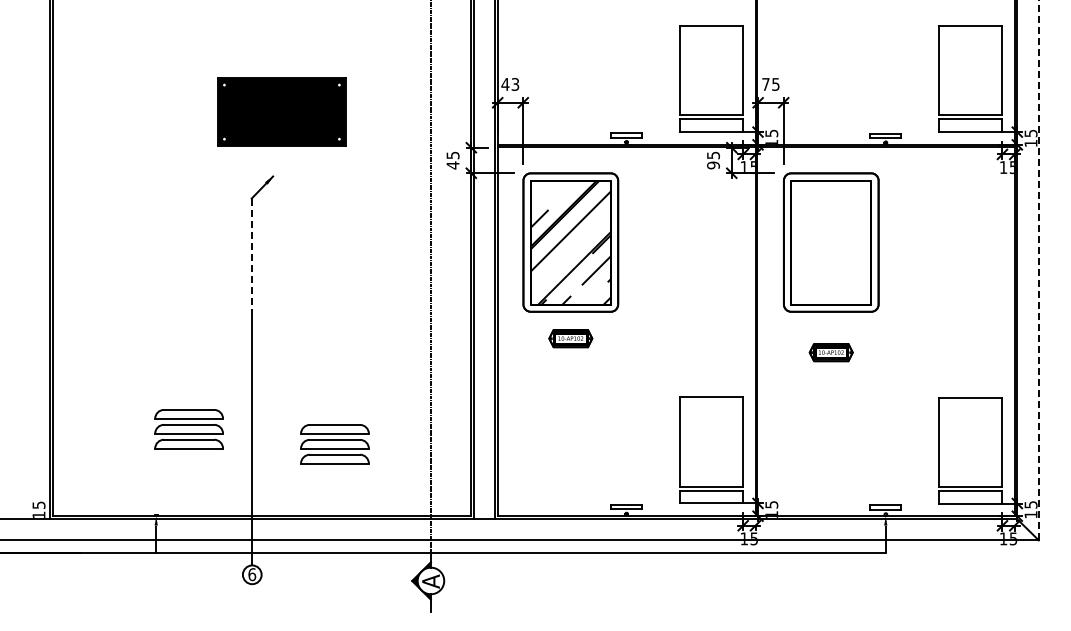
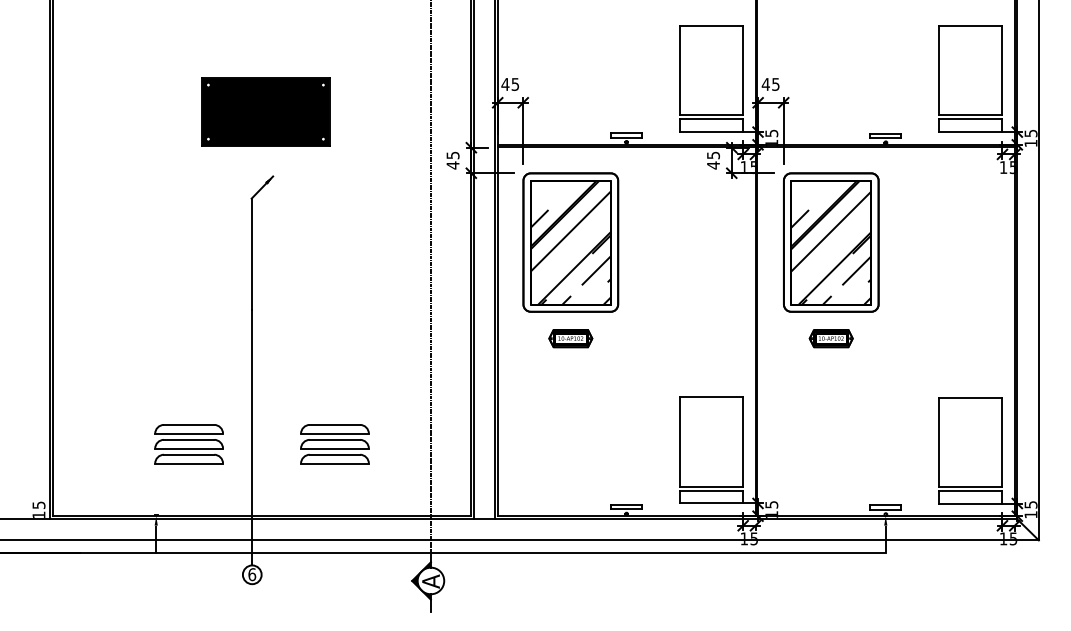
text: 43 -> 45 (515, 84)
text: 75 -> 45 (765, 84)
part position: (281, 111) -> (265, 111) (265, 111)
text: 95 -> 45 (713, 165)
hatch: none -> present (831, 242)
line: dashed -> solid (251, 254)
line: dashed -> solid (1038, 270)
part position: (830, 352) -> (830, 338) (830, 338)
part position: (188, 429) -> (188, 444) (188, 444)
